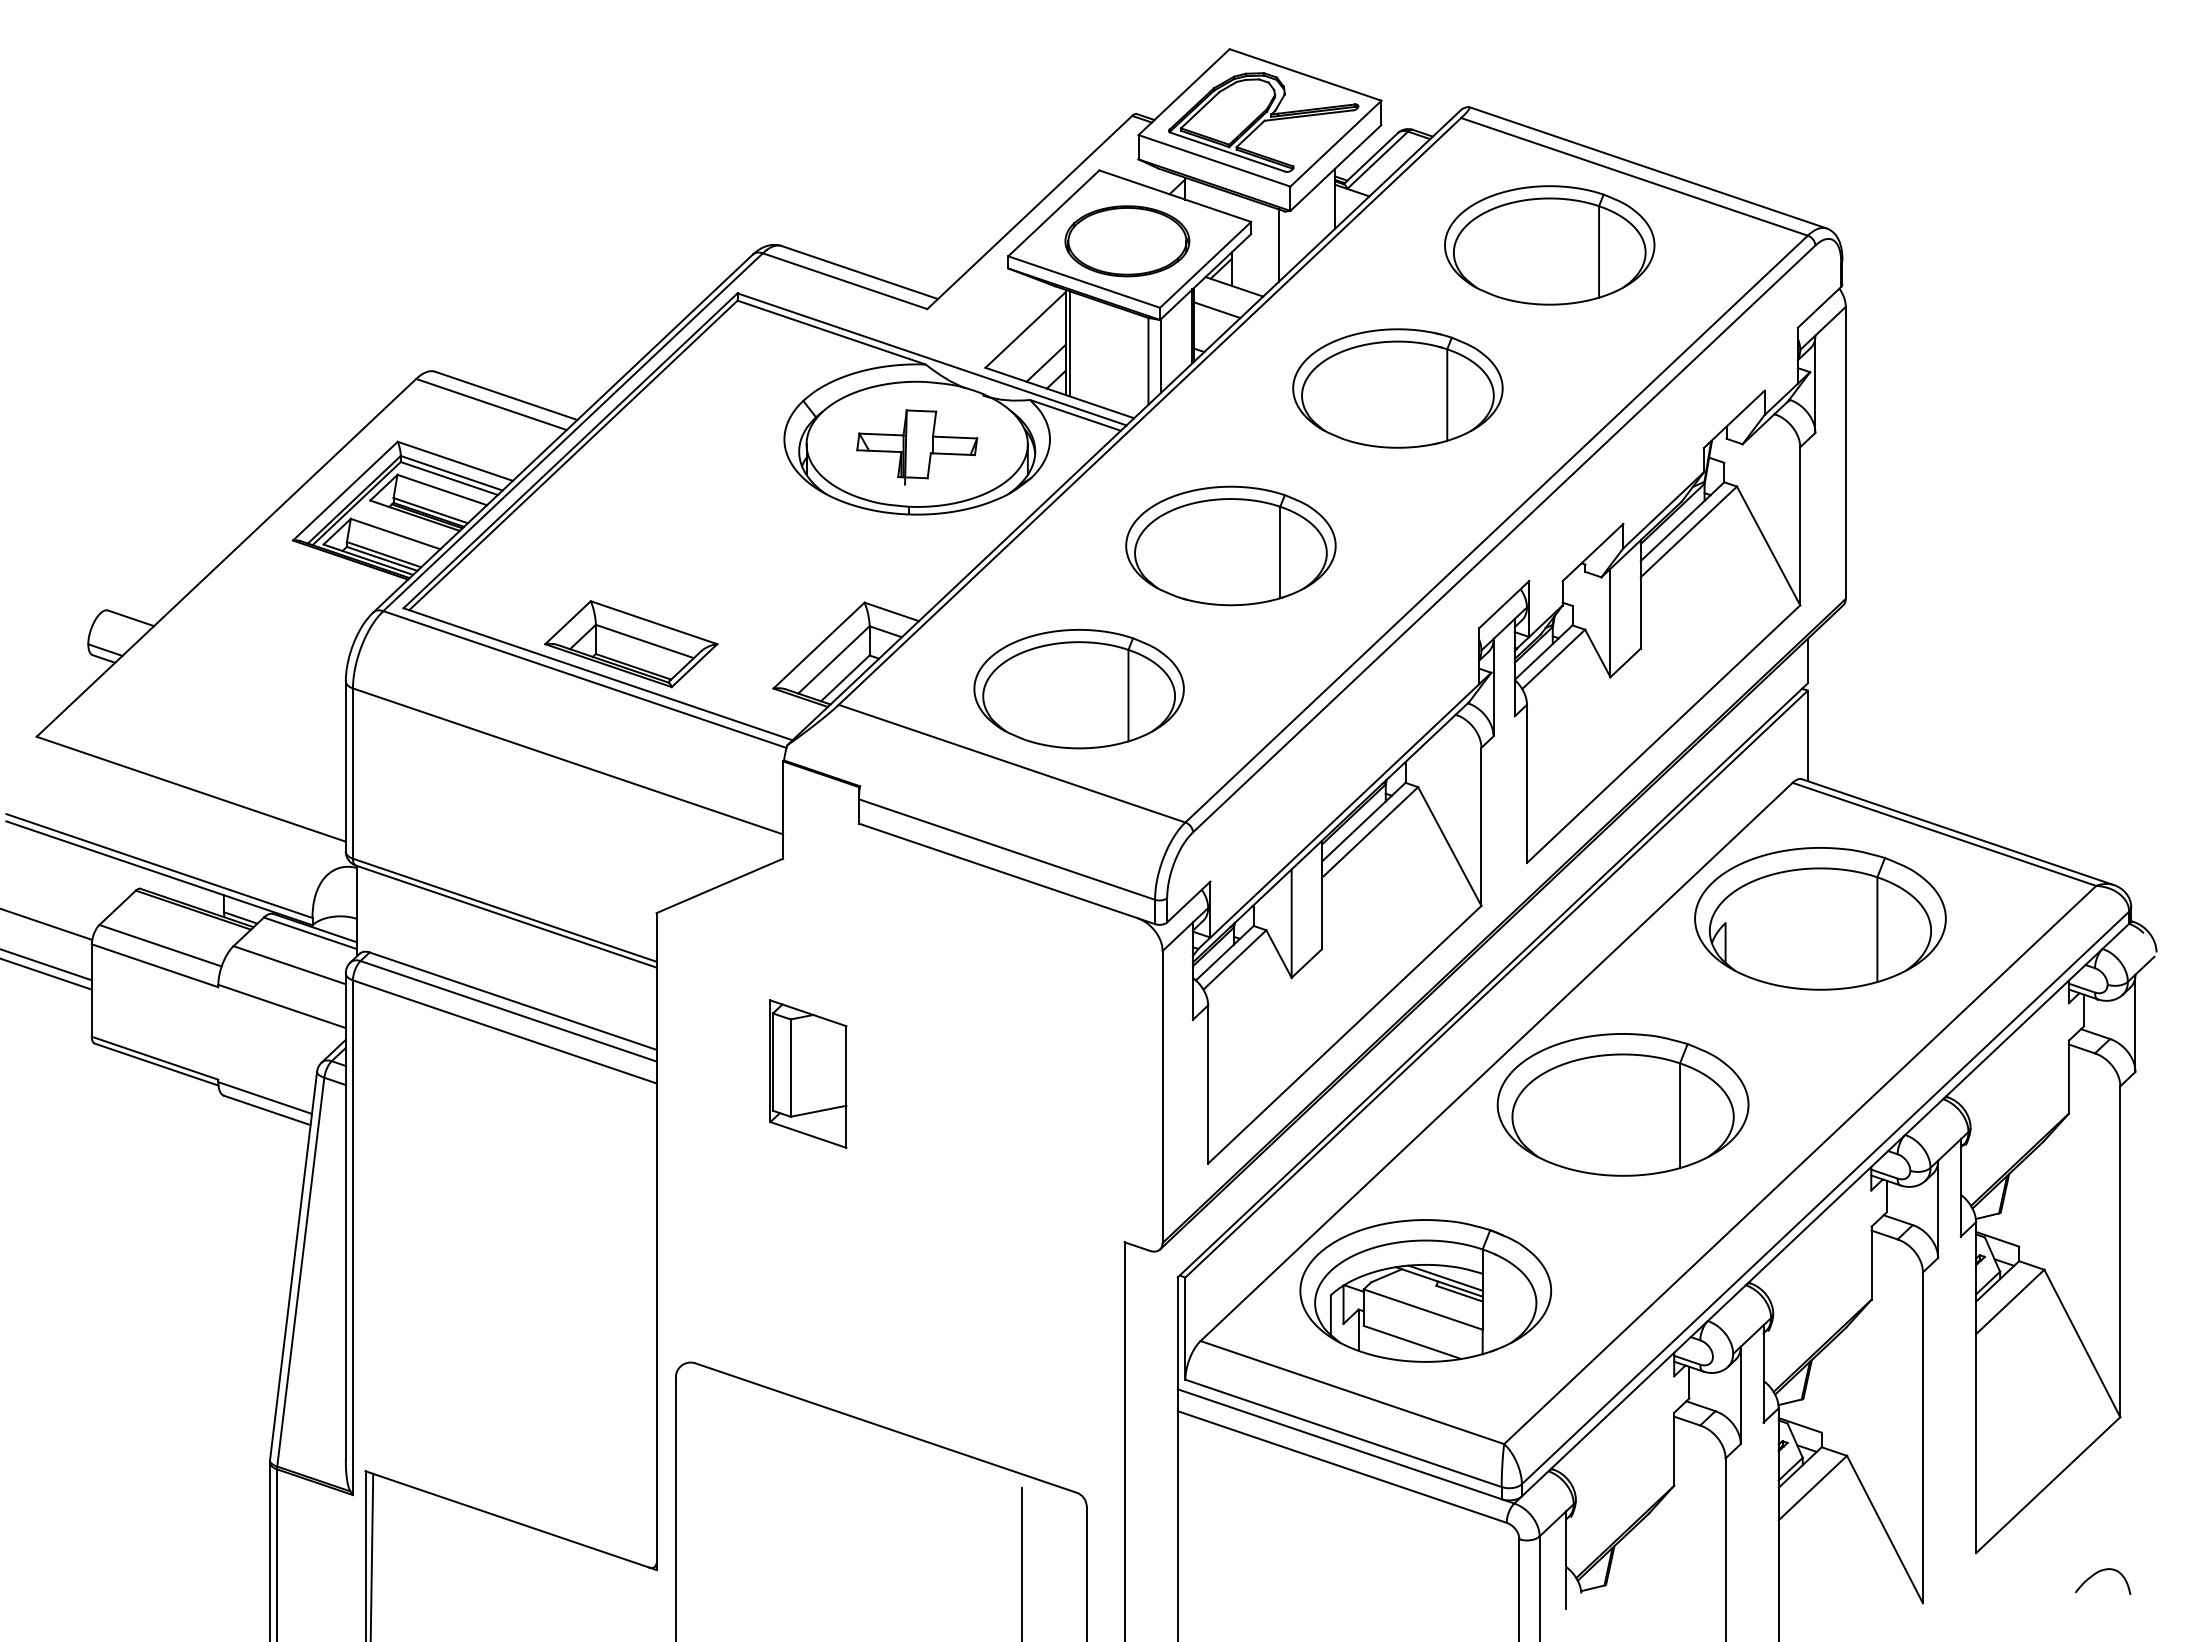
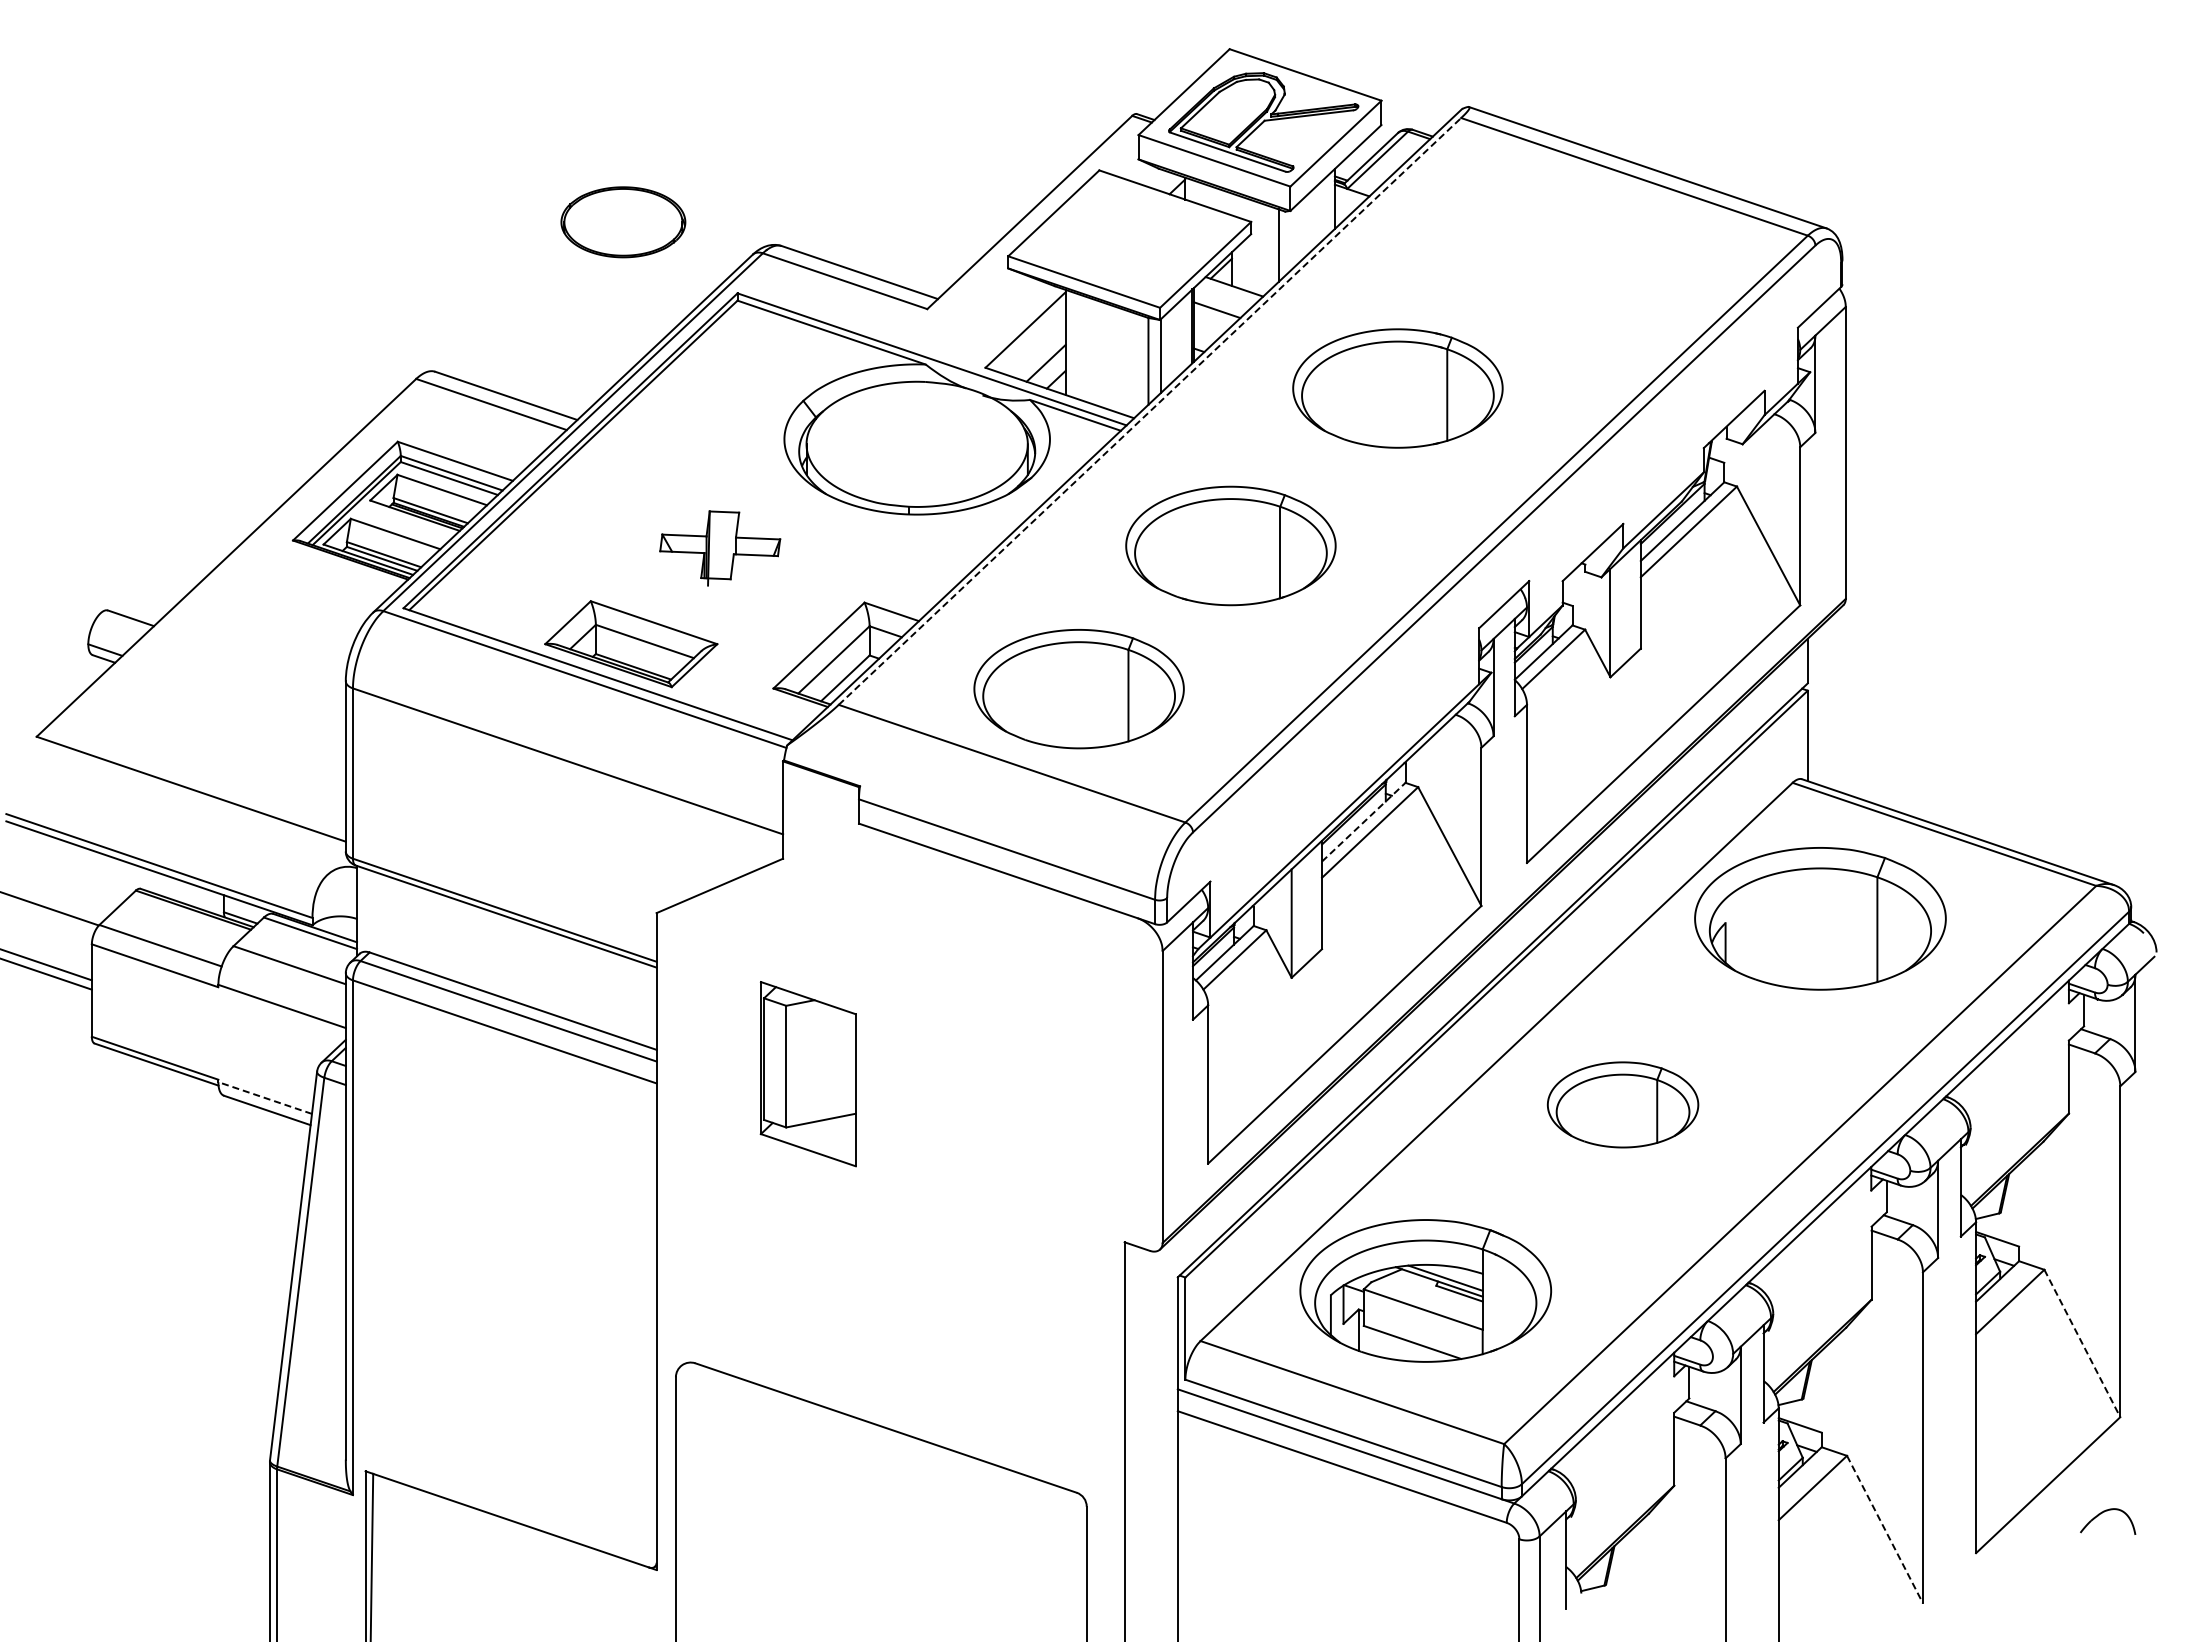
part position: (1127, 241) -> (623, 222) (623, 222)
part: present -> none (1549, 245)
line: present -> none (1070, 343)
line: solid -> dashed (1149, 411)
part position: (917, 447) -> (720, 548) (720, 548)
line: solid -> dashed (1364, 821)
line position: (47, 924) -> (49, 908) (49, 908)
part size: 79x150 px -> 98x187 px (807, 1074)
line: solid -> dashed (264, 1097)
part size: 254x144 px -> 153x88 px (1623, 1104)
line: solid -> dashed (2082, 1343)
line: solid -> dashed (1884, 1529)
line: present -> none (1022, 1563)
part position: (2099, 1572) -> (2104, 1512) (2104, 1512)
